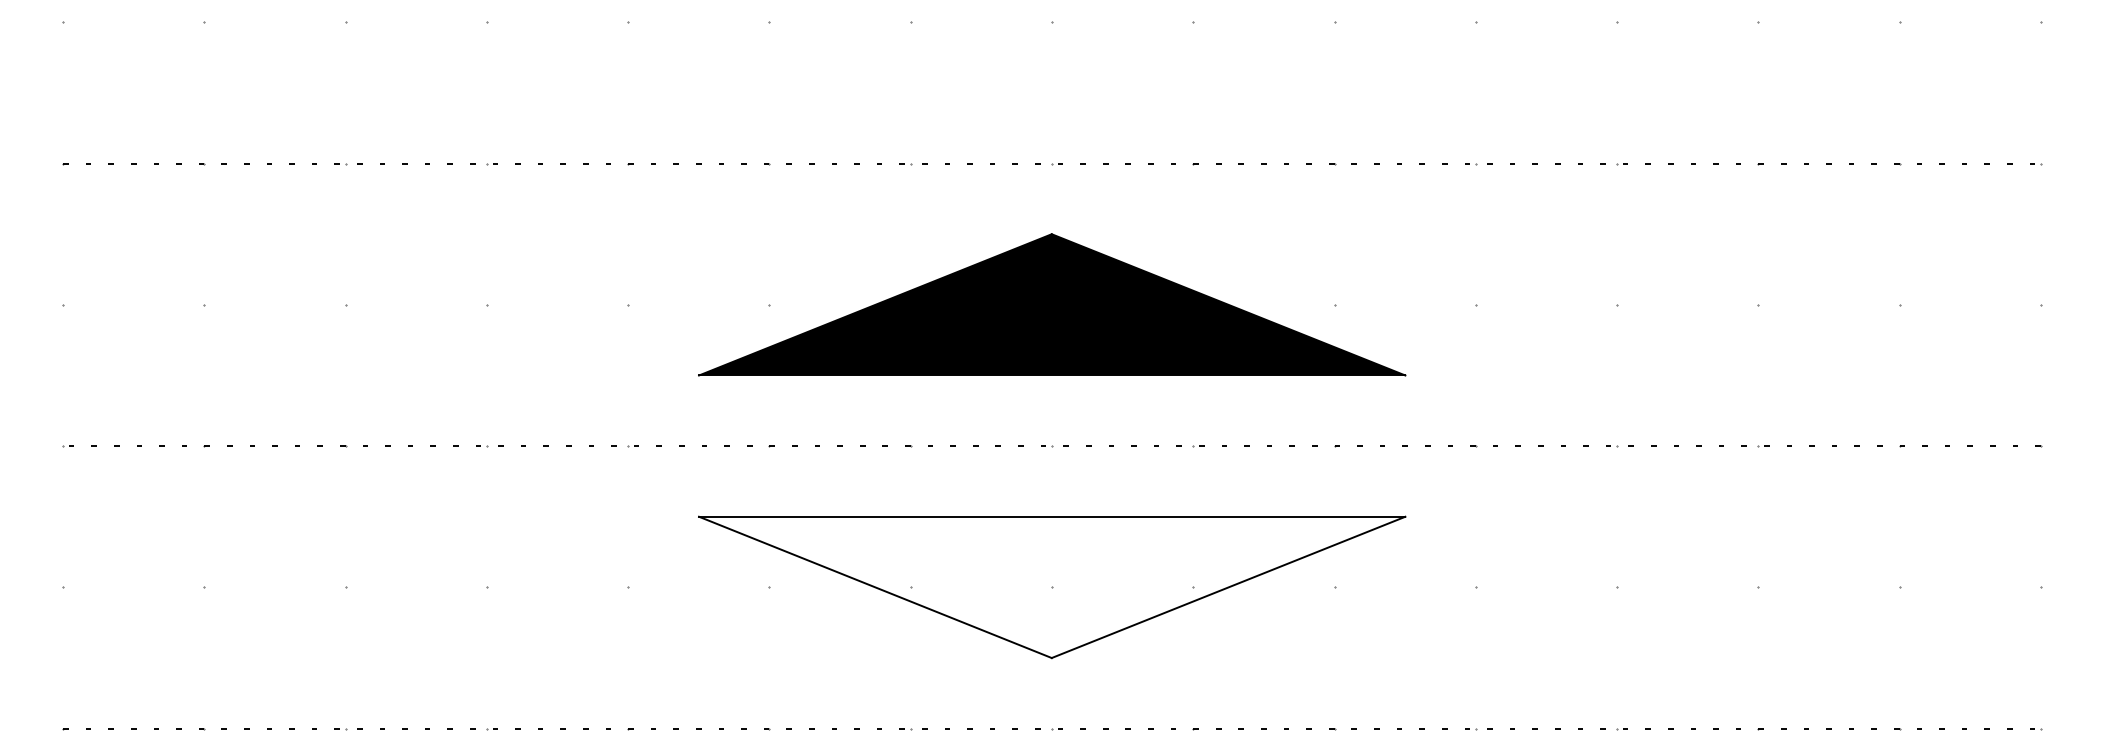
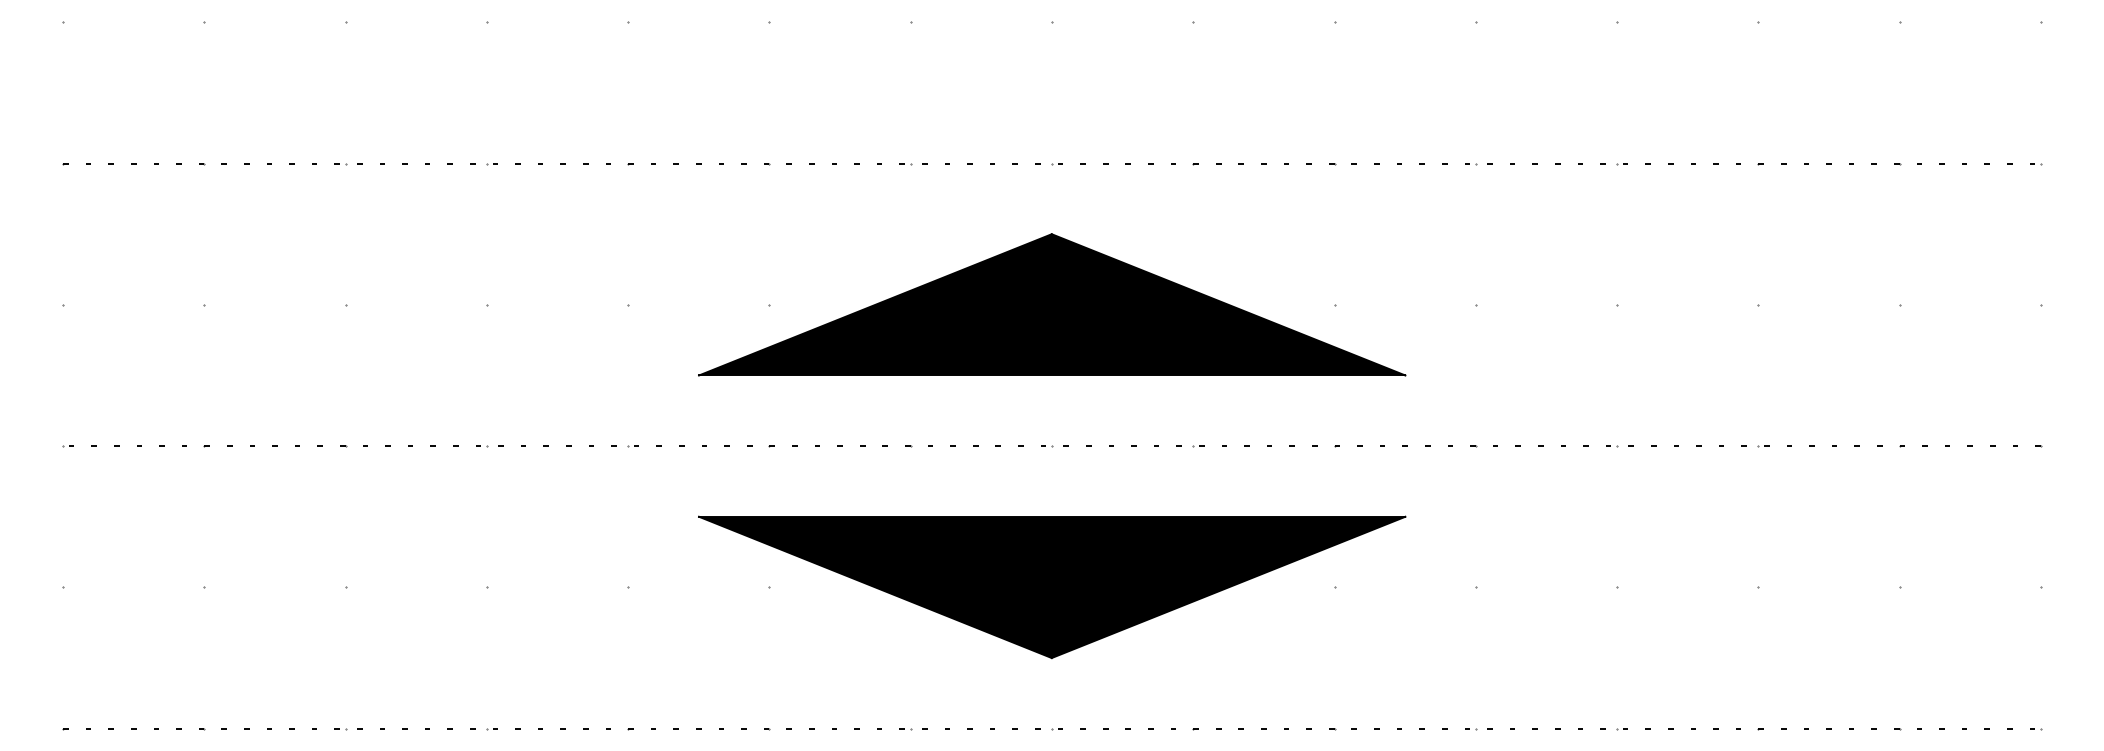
fill: none -> present (1052, 587)
